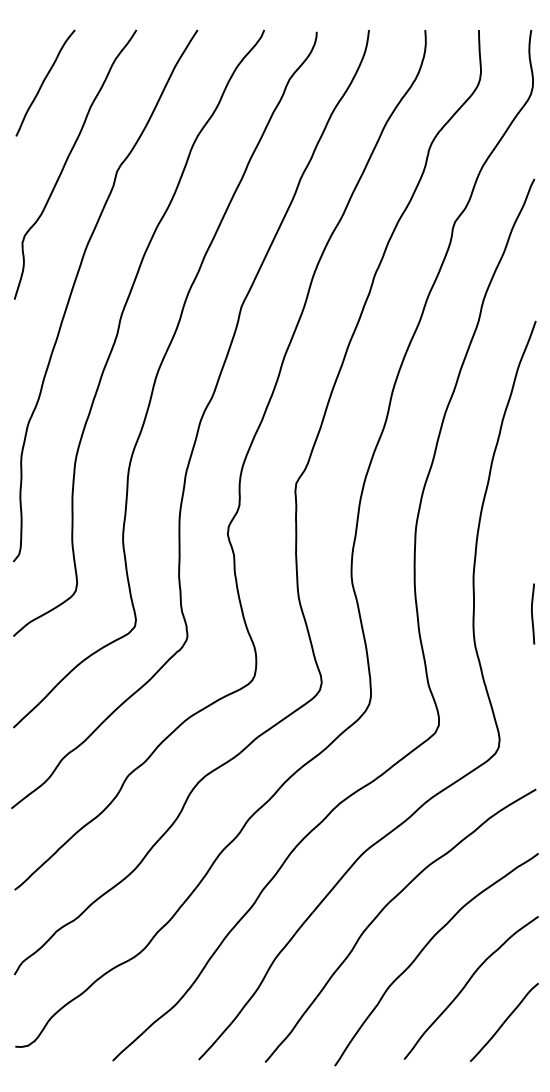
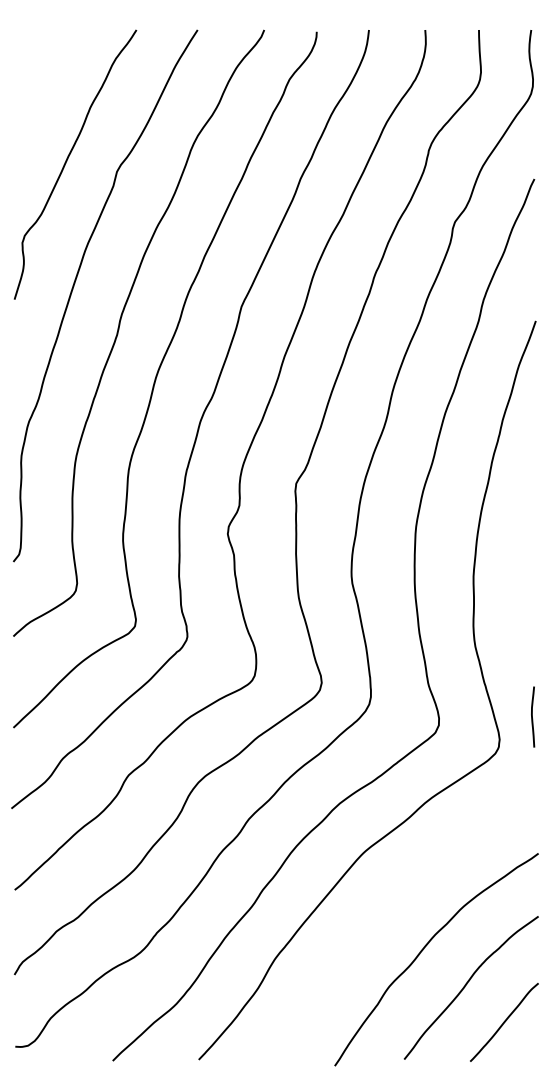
curve: present -> none (44, 81)
curve position: (532, 613) -> (532, 716) (532, 716)
curve: present -> none (383, 910)
